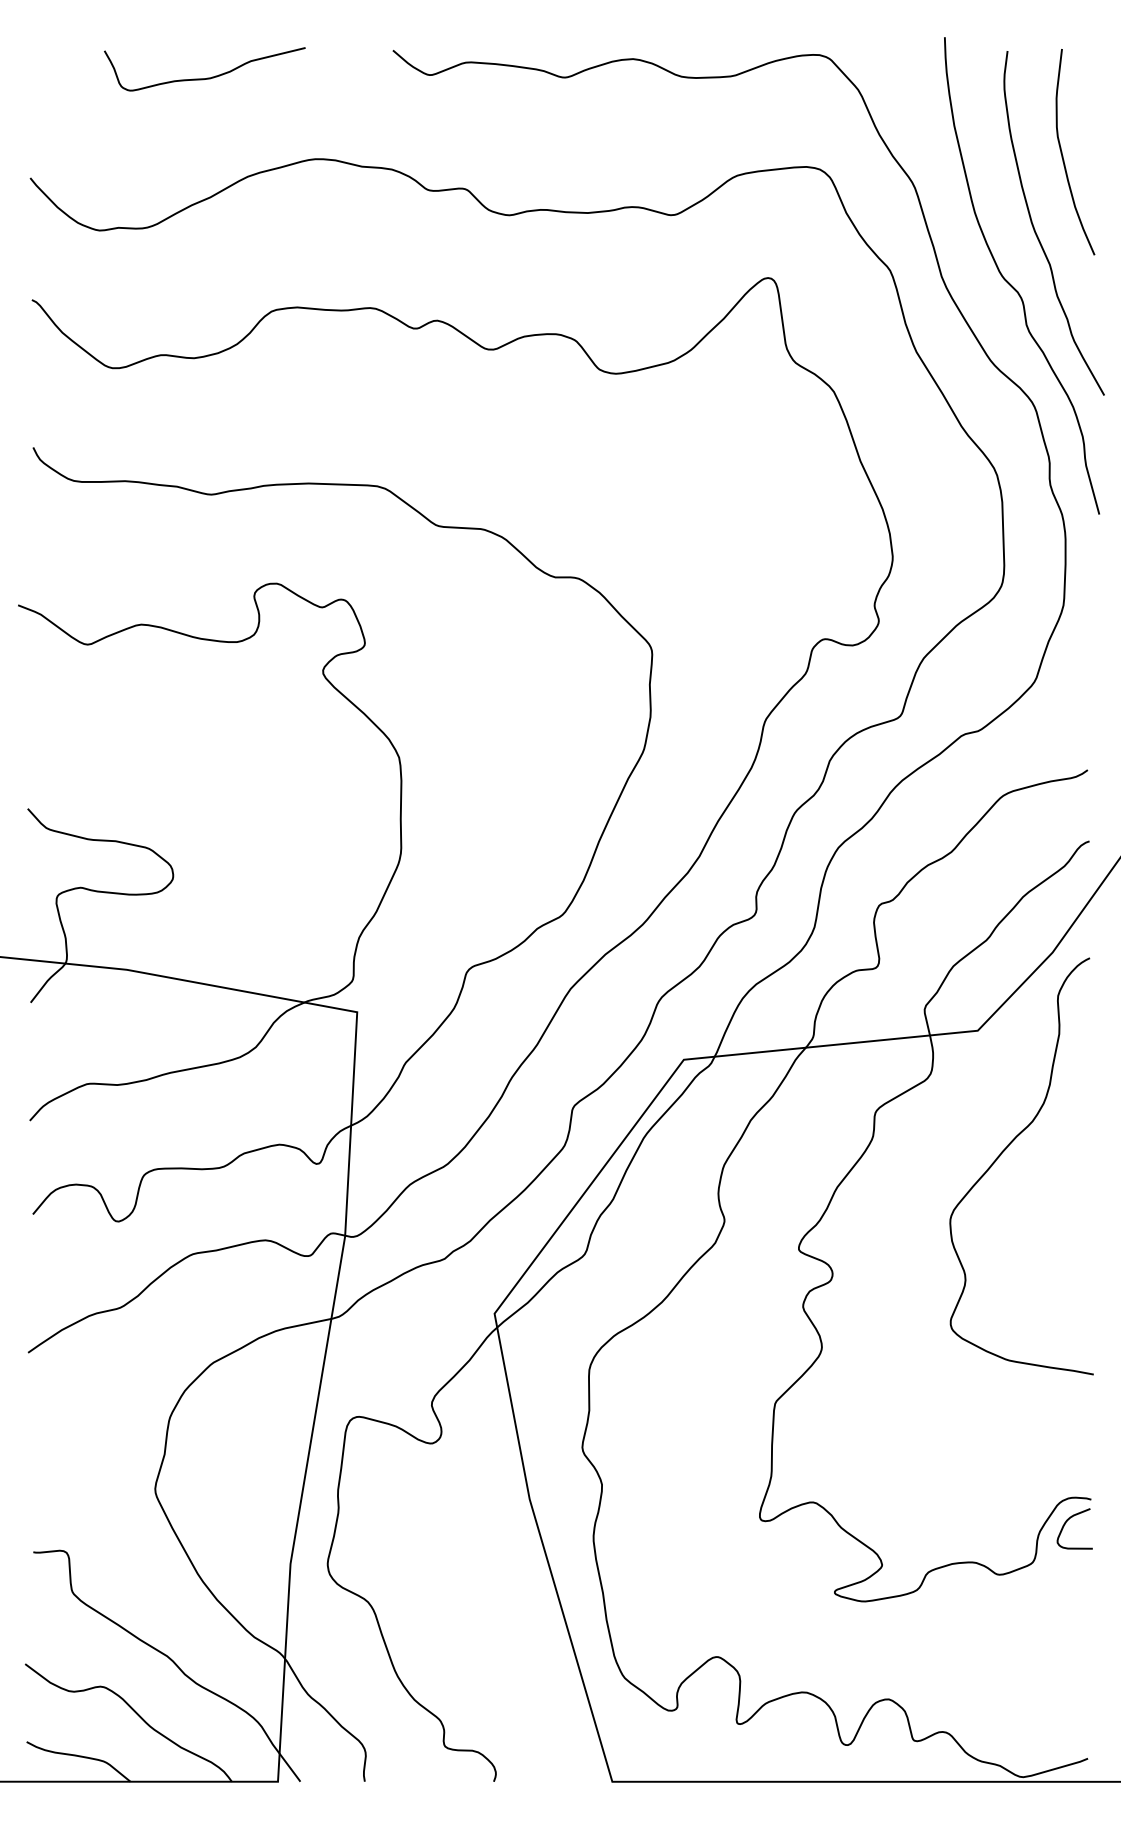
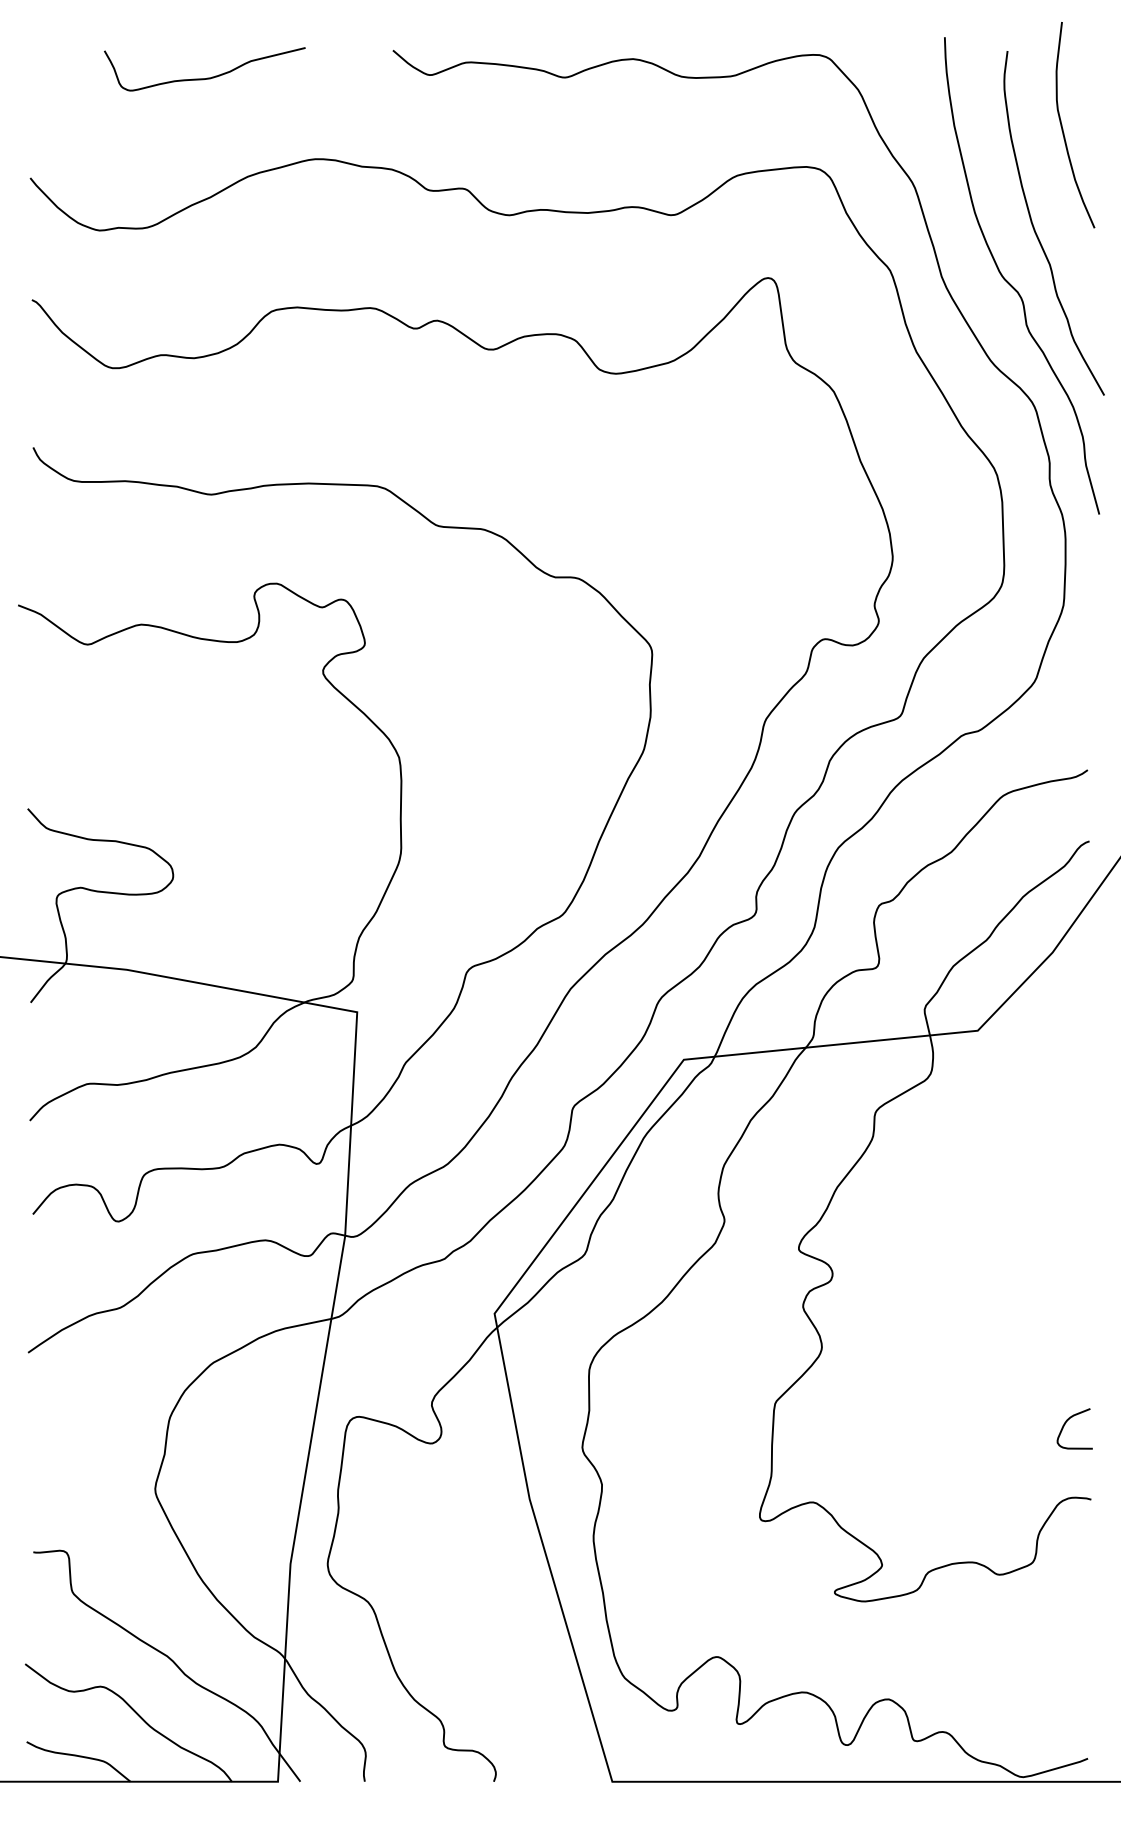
curve position: (1063, 155) -> (1063, 128) (1063, 128)
curve: present -> none (1005, 1150)
curve position: (1066, 1523) -> (1066, 1423) (1066, 1423)
